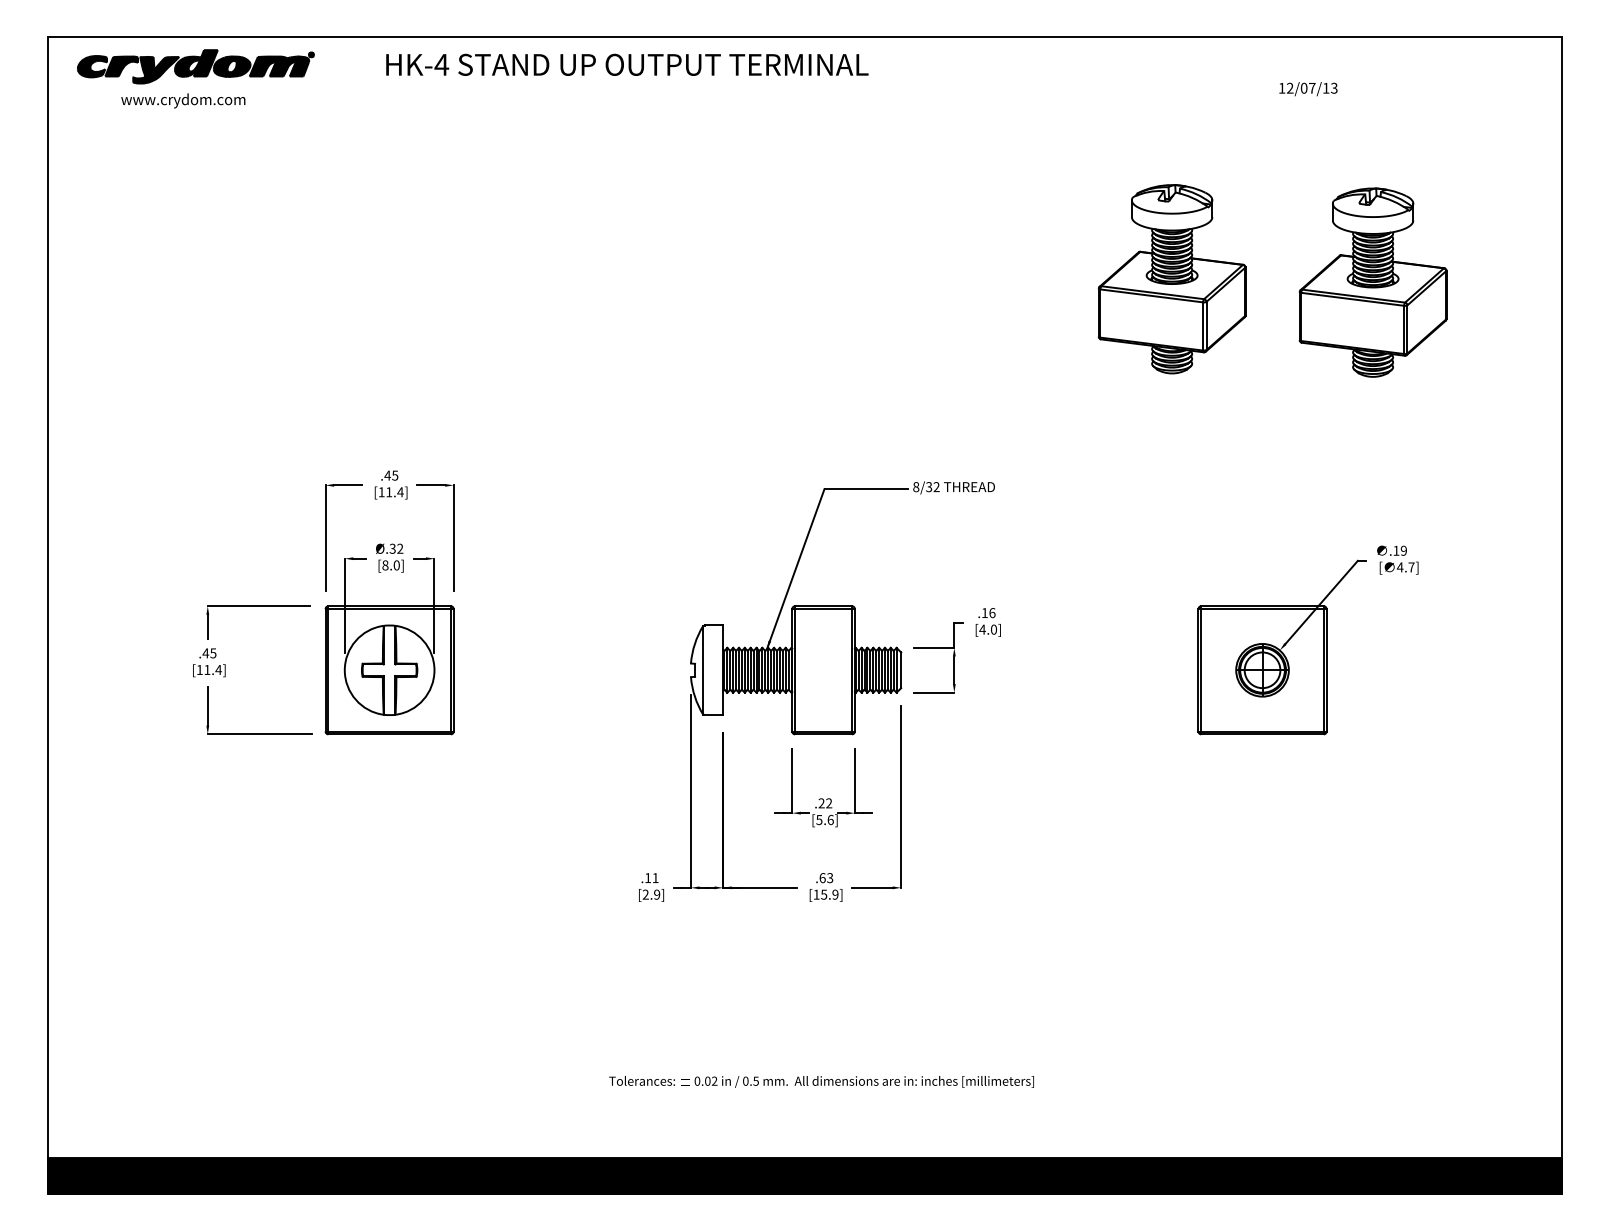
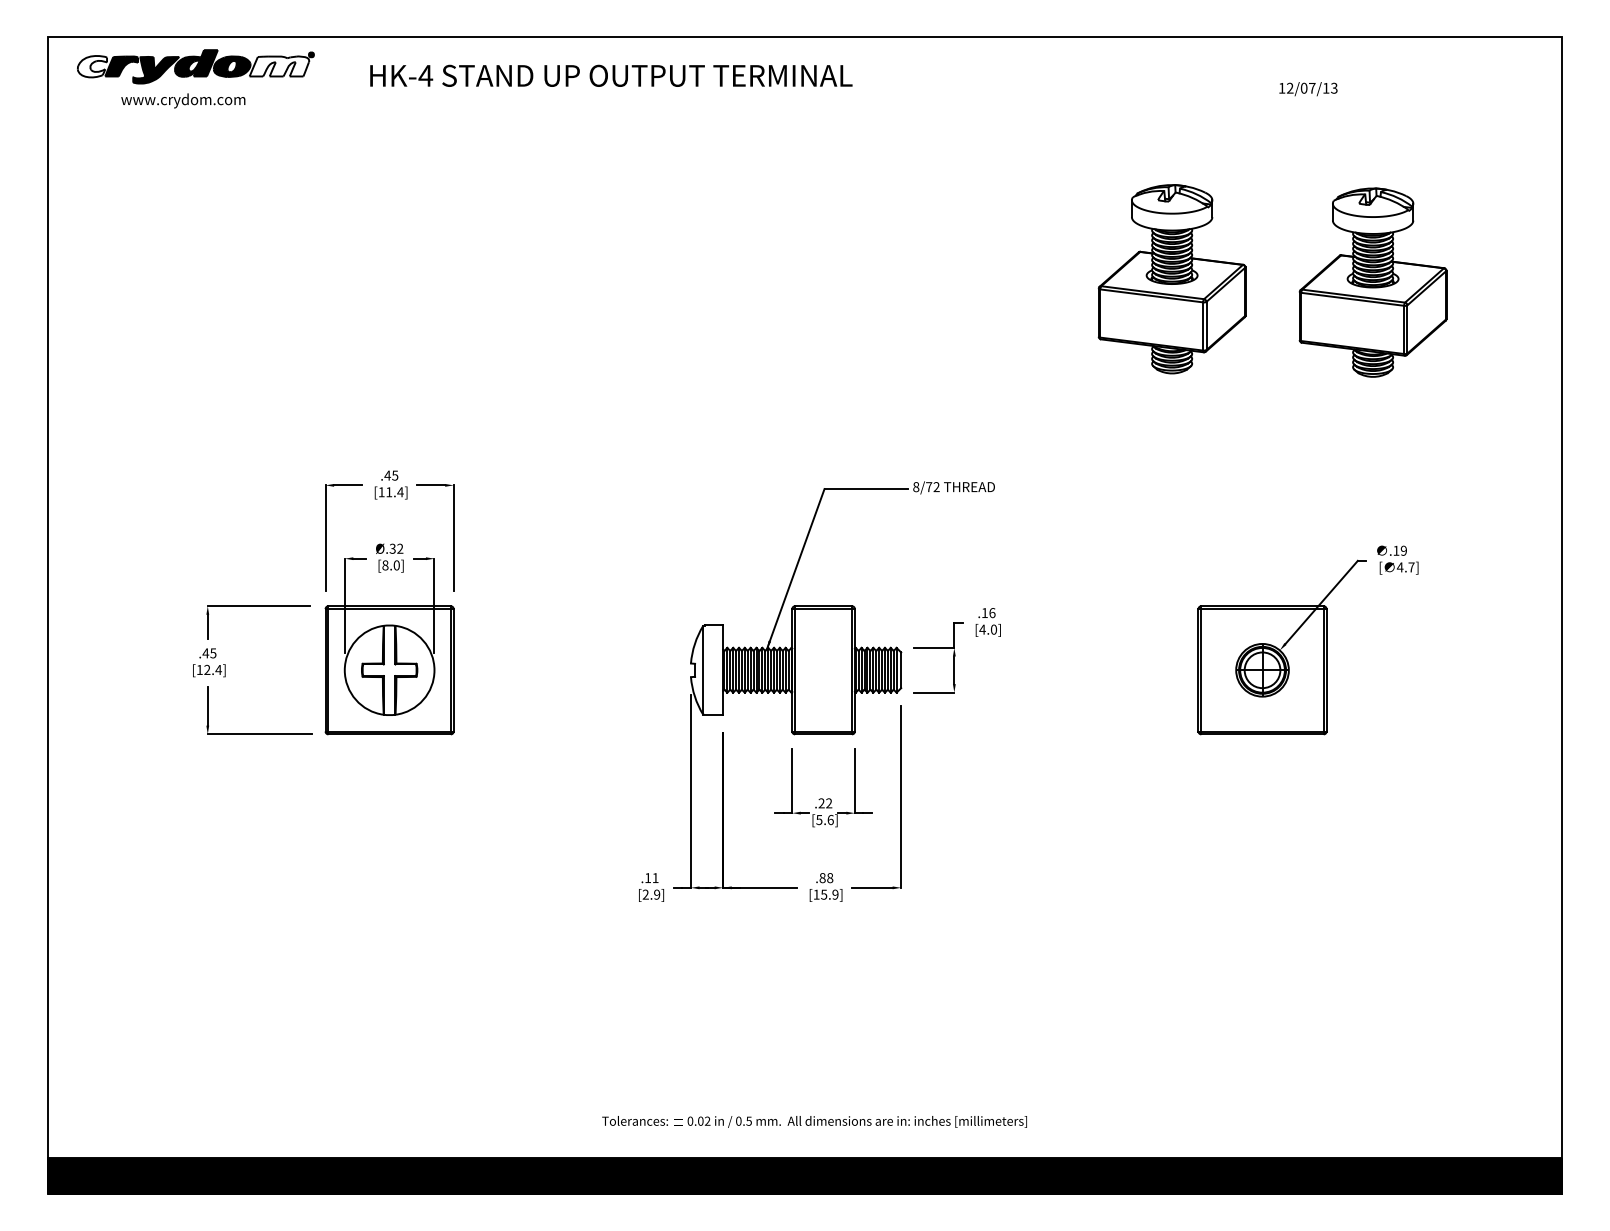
text position: (627, 64) -> (611, 75) (611, 75)
fill: present -> none (92, 66)
fill: present -> none (279, 66)
text: 8/32 -> 8/72 (929, 487)
text: [11.4] -> [12.4] (207, 669)
text: .63 -> .88 (826, 877)
text position: (821, 1081) -> (814, 1121) (814, 1121)
